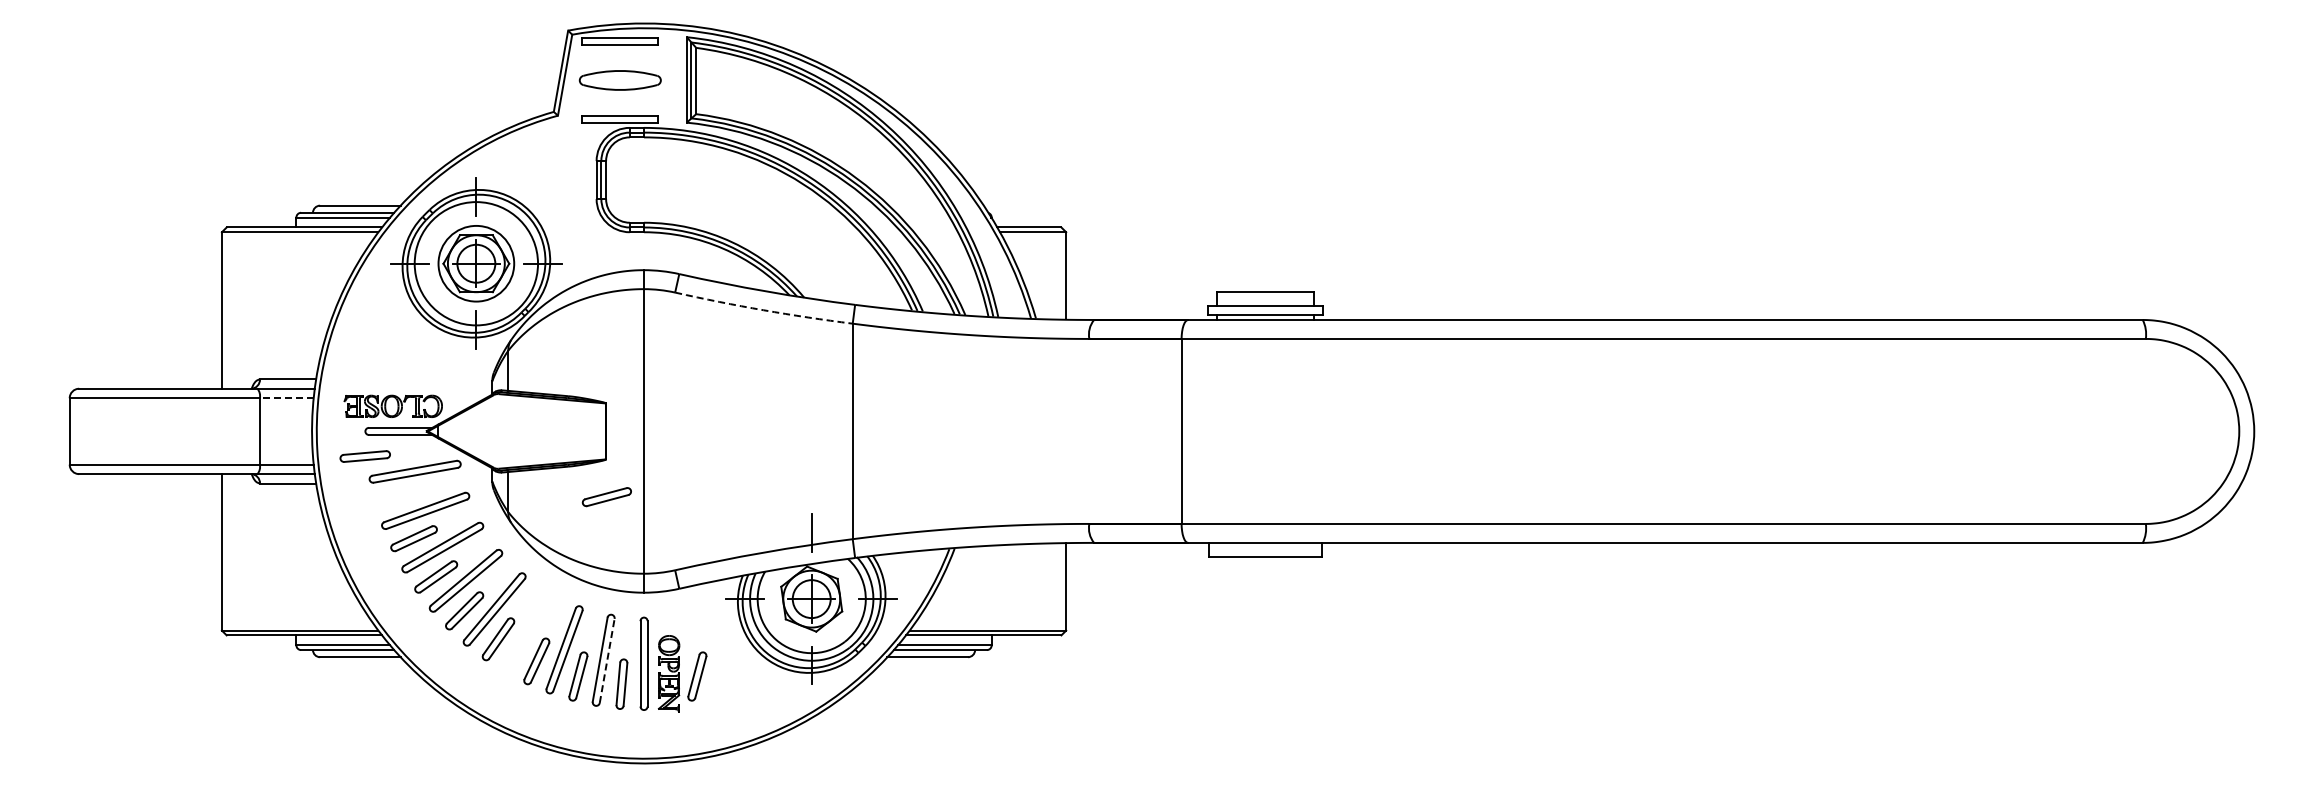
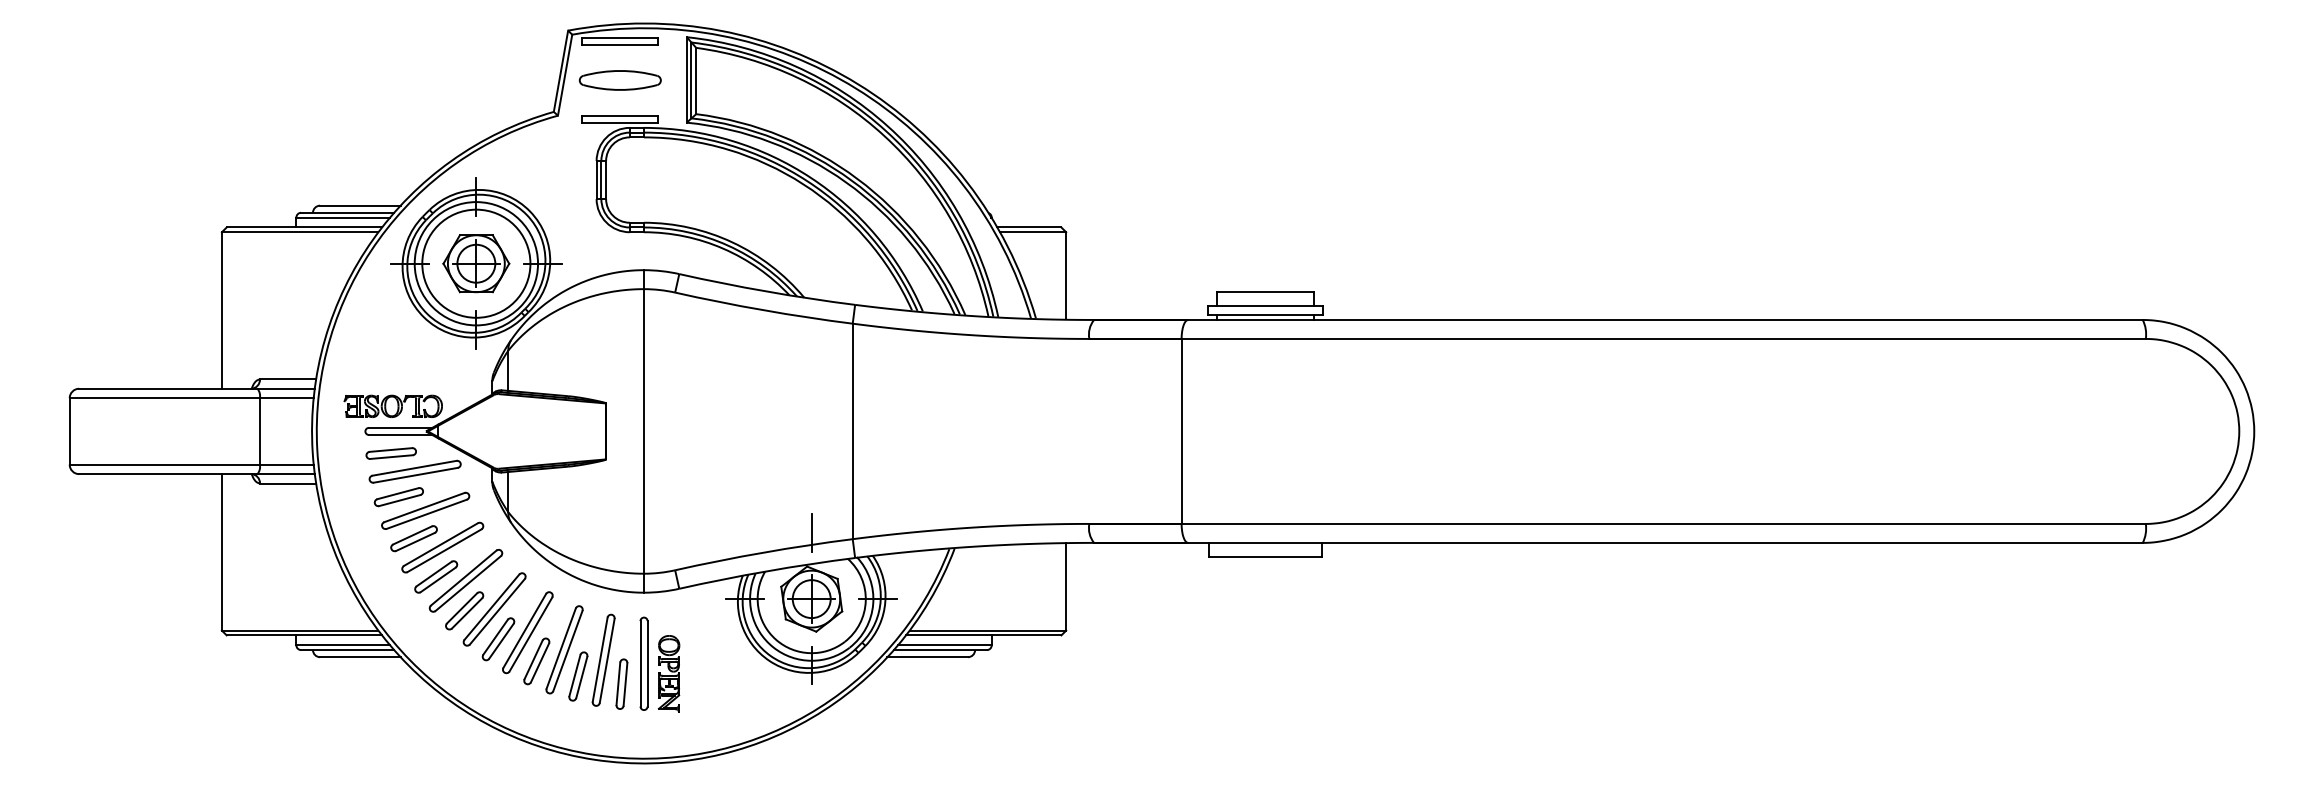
circle diameter: 76 px -> 108 px (476, 263)
arc: dashed -> solid (763, 310)
line: dashed -> solid (286, 398)
part position: (364, 456) -> (390, 453) (390, 453)
part position: (606, 497) -> (398, 497) (398, 497)
part: none -> present (527, 632)
line: dashed -> solid (607, 660)
part: present -> none (697, 676)
